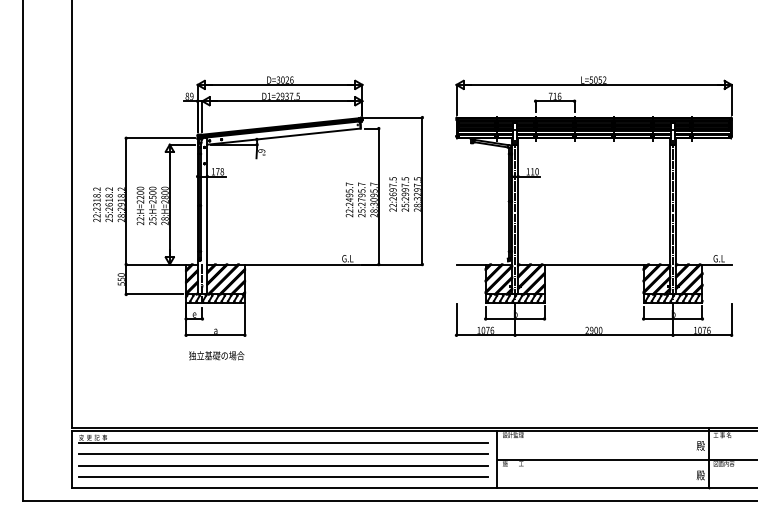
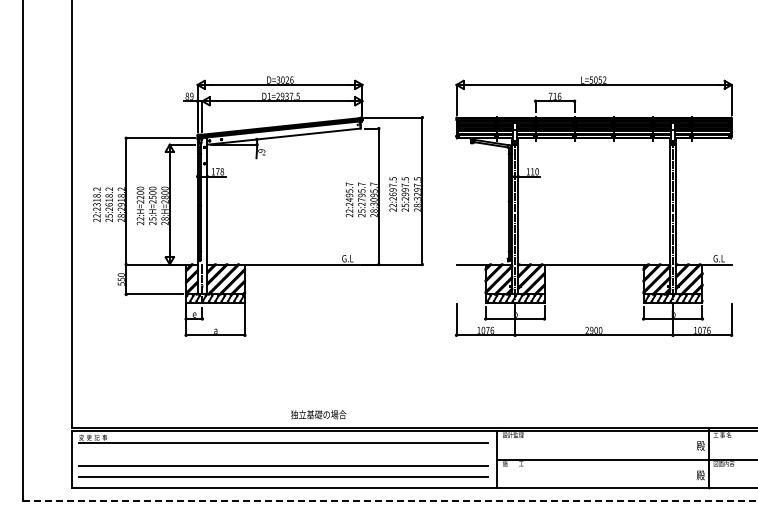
text position: (216, 355) -> (318, 414) (318, 414)
line: present -> none (283, 454)
line: solid -> dashed (390, 500)
